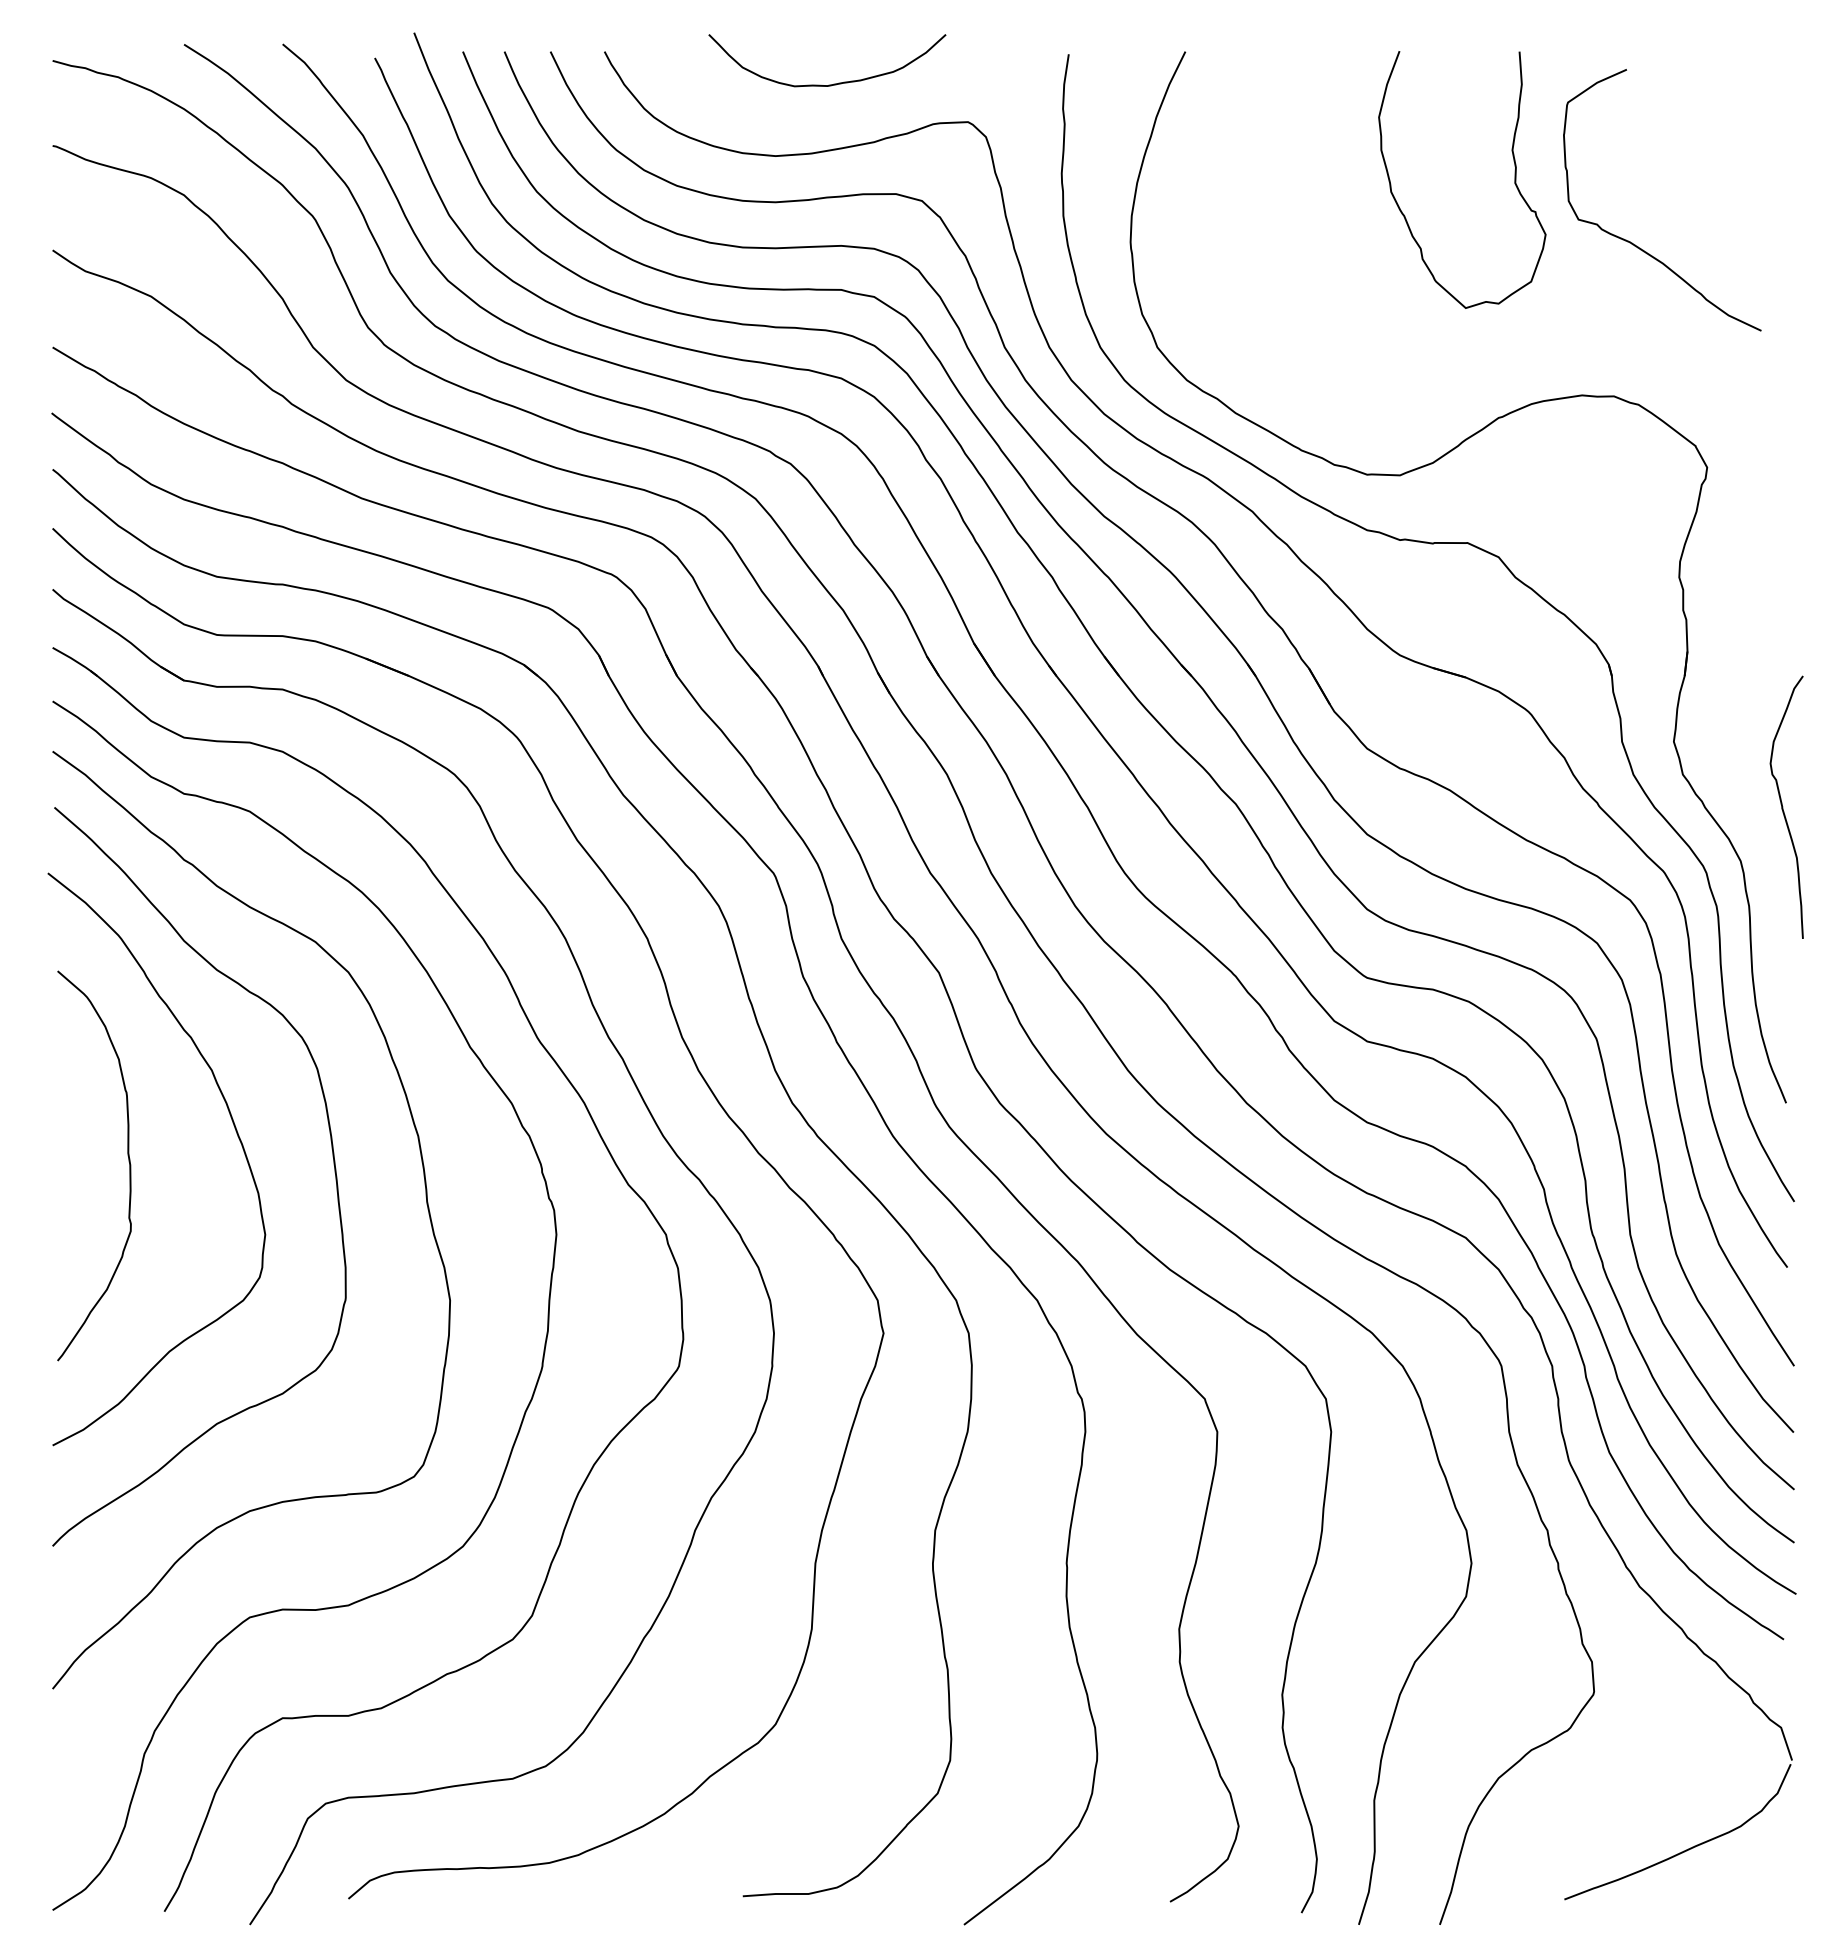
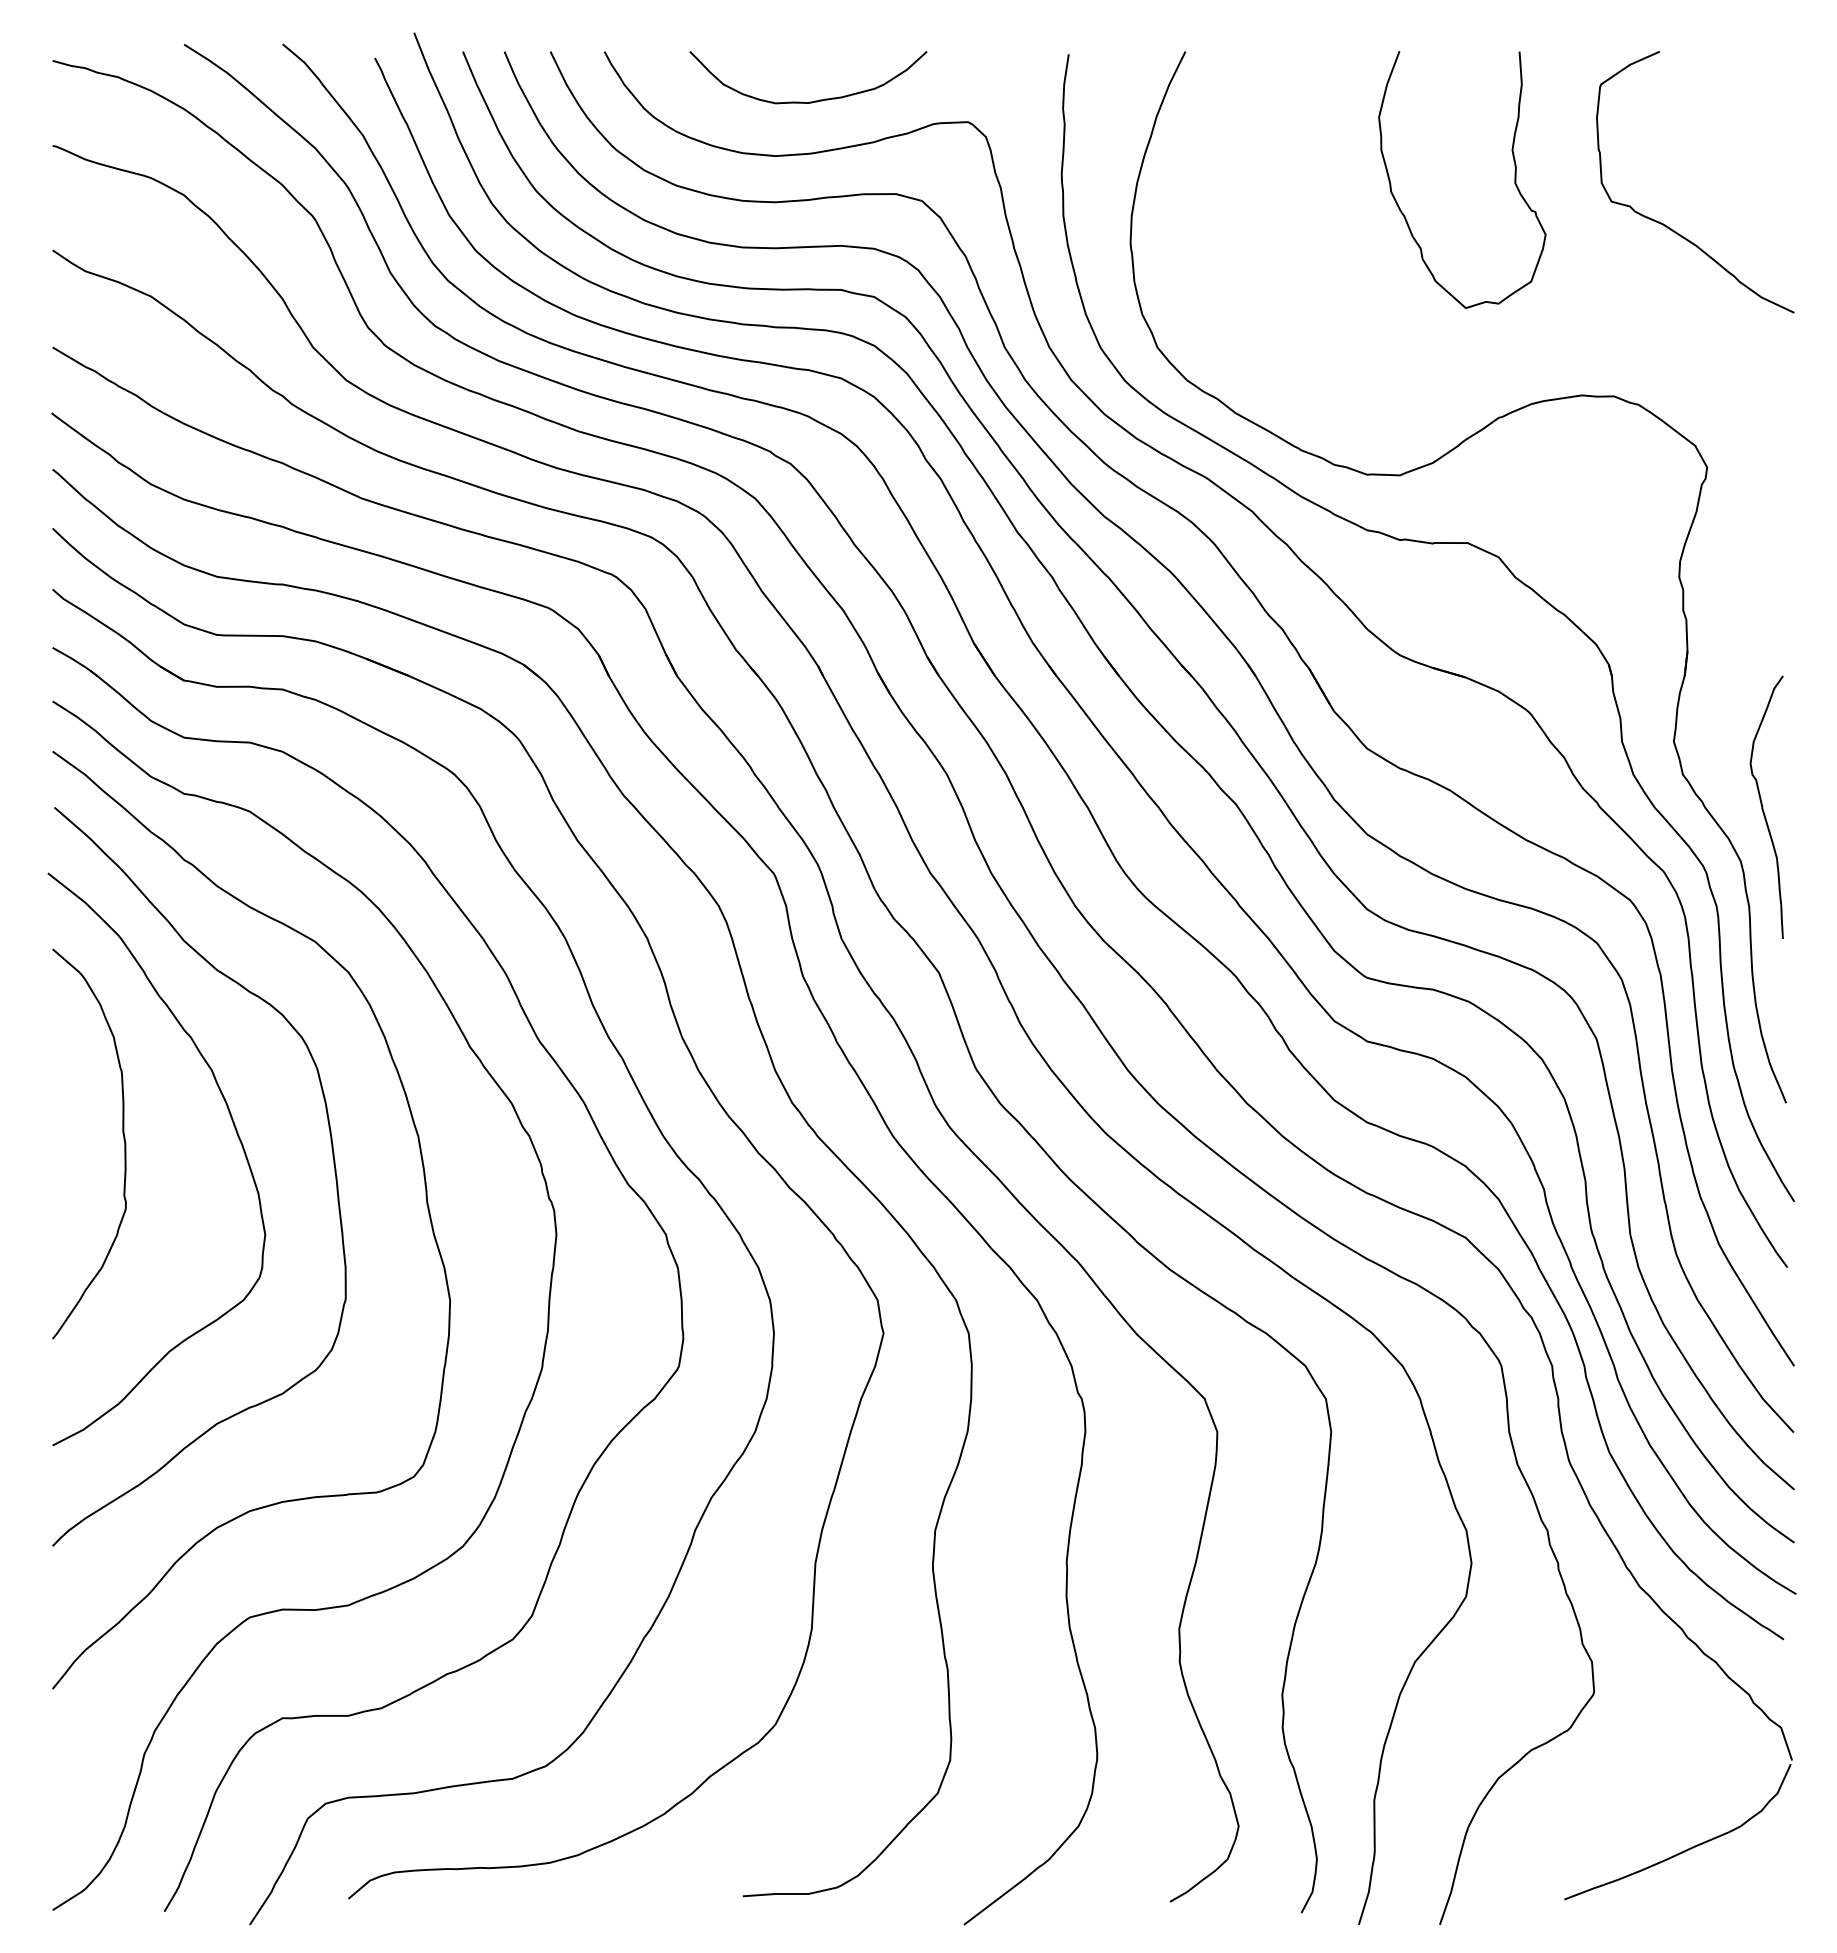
curve position: (833, 83) -> (814, 100) (814, 100)
curve position: (1632, 242) -> (1665, 224) (1665, 224)
curve position: (1783, 806) -> (1763, 806) (1763, 806)
curve position: (128, 1161) -> (123, 1139) (123, 1139)
